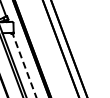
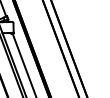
line: dashed -> solid (24, 65)
